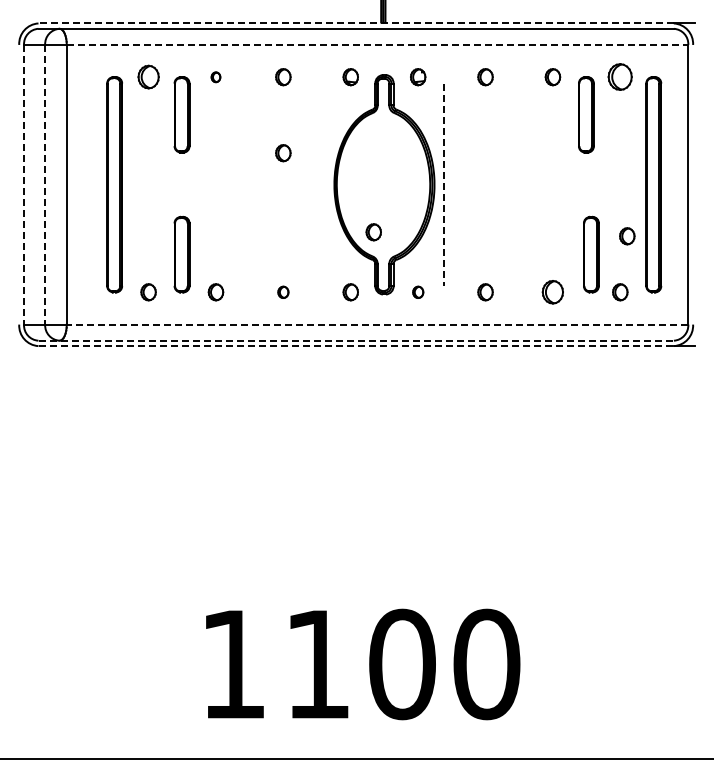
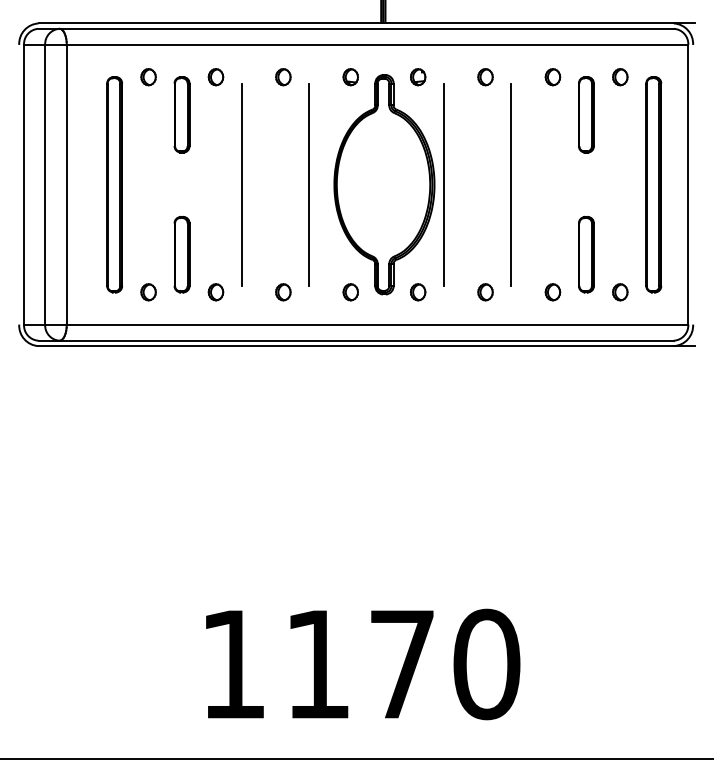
line: dashed -> solid (356, 23)
line: dashed -> solid (377, 44)
part size: 23x26 px -> 17x19 px (148, 77)
part size: 26x28 px -> 17x19 px (620, 77)
part size: 12x13 px -> 18x19 px (215, 77)
part: present -> none (283, 153)
line: dashed -> solid (24, 184)
line: dashed -> solid (45, 184)
line: none -> present (241, 184)
line: none -> present (309, 184)
line: none -> present (511, 184)
line: dashed -> solid (444, 185)
part: present -> none (373, 232)
part: present -> none (627, 236)
part position: (591, 254) -> (586, 254) (586, 254)
part size: 13x14 px -> 17x19 px (283, 292)
part size: 13x14 px -> 17x19 px (418, 292)
part size: 23x25 px -> 18x19 px (552, 292)
line: dashed -> solid (377, 324)
line: dashed -> solid (356, 340)
line: dashed -> solid (356, 346)
text: 1100 -> 1170 (402, 664)
